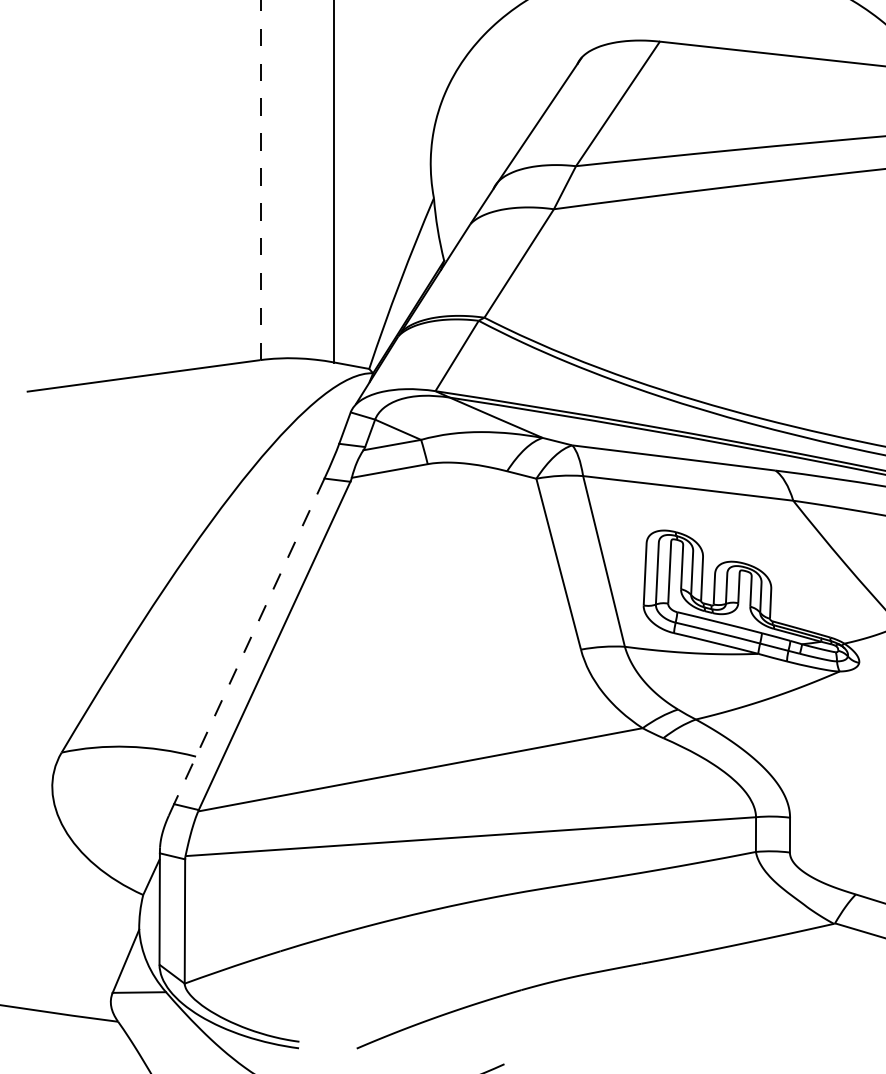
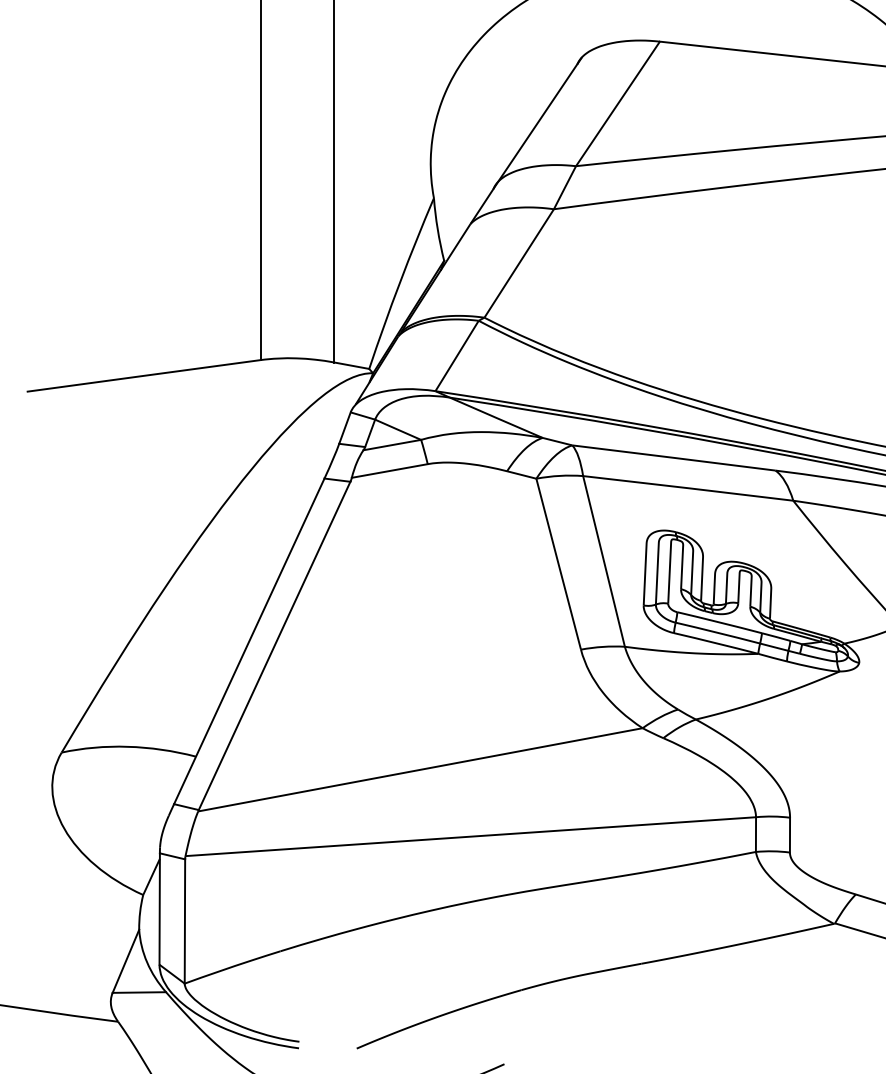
line: dashed -> solid (260, 180)
line: dashed -> solid (249, 641)
